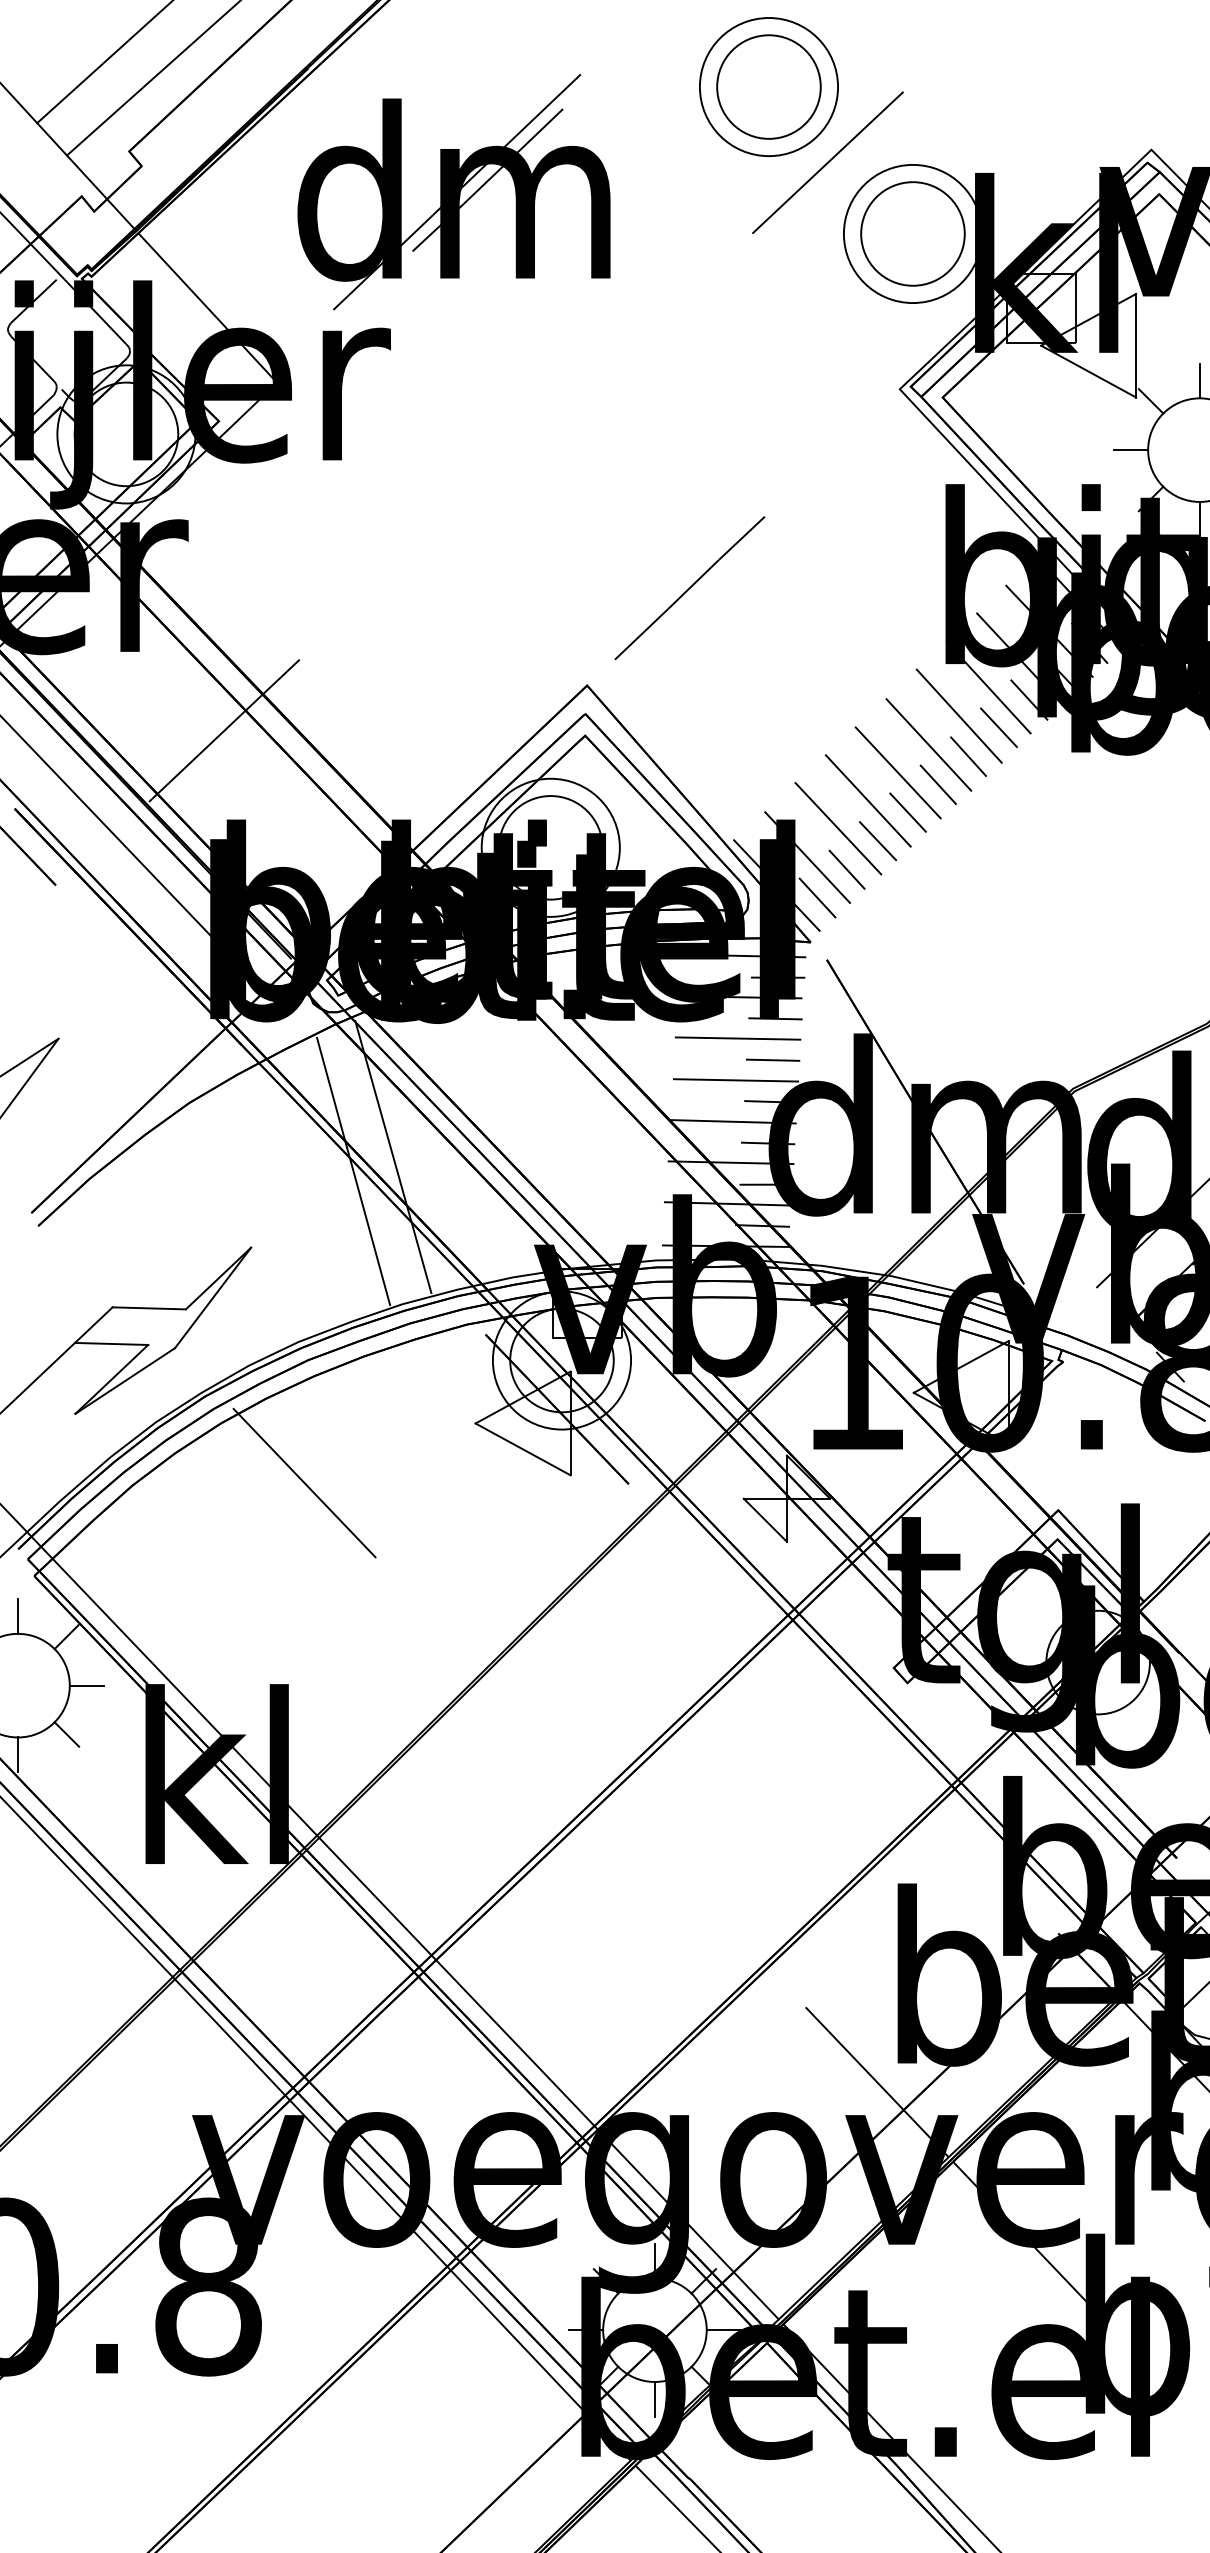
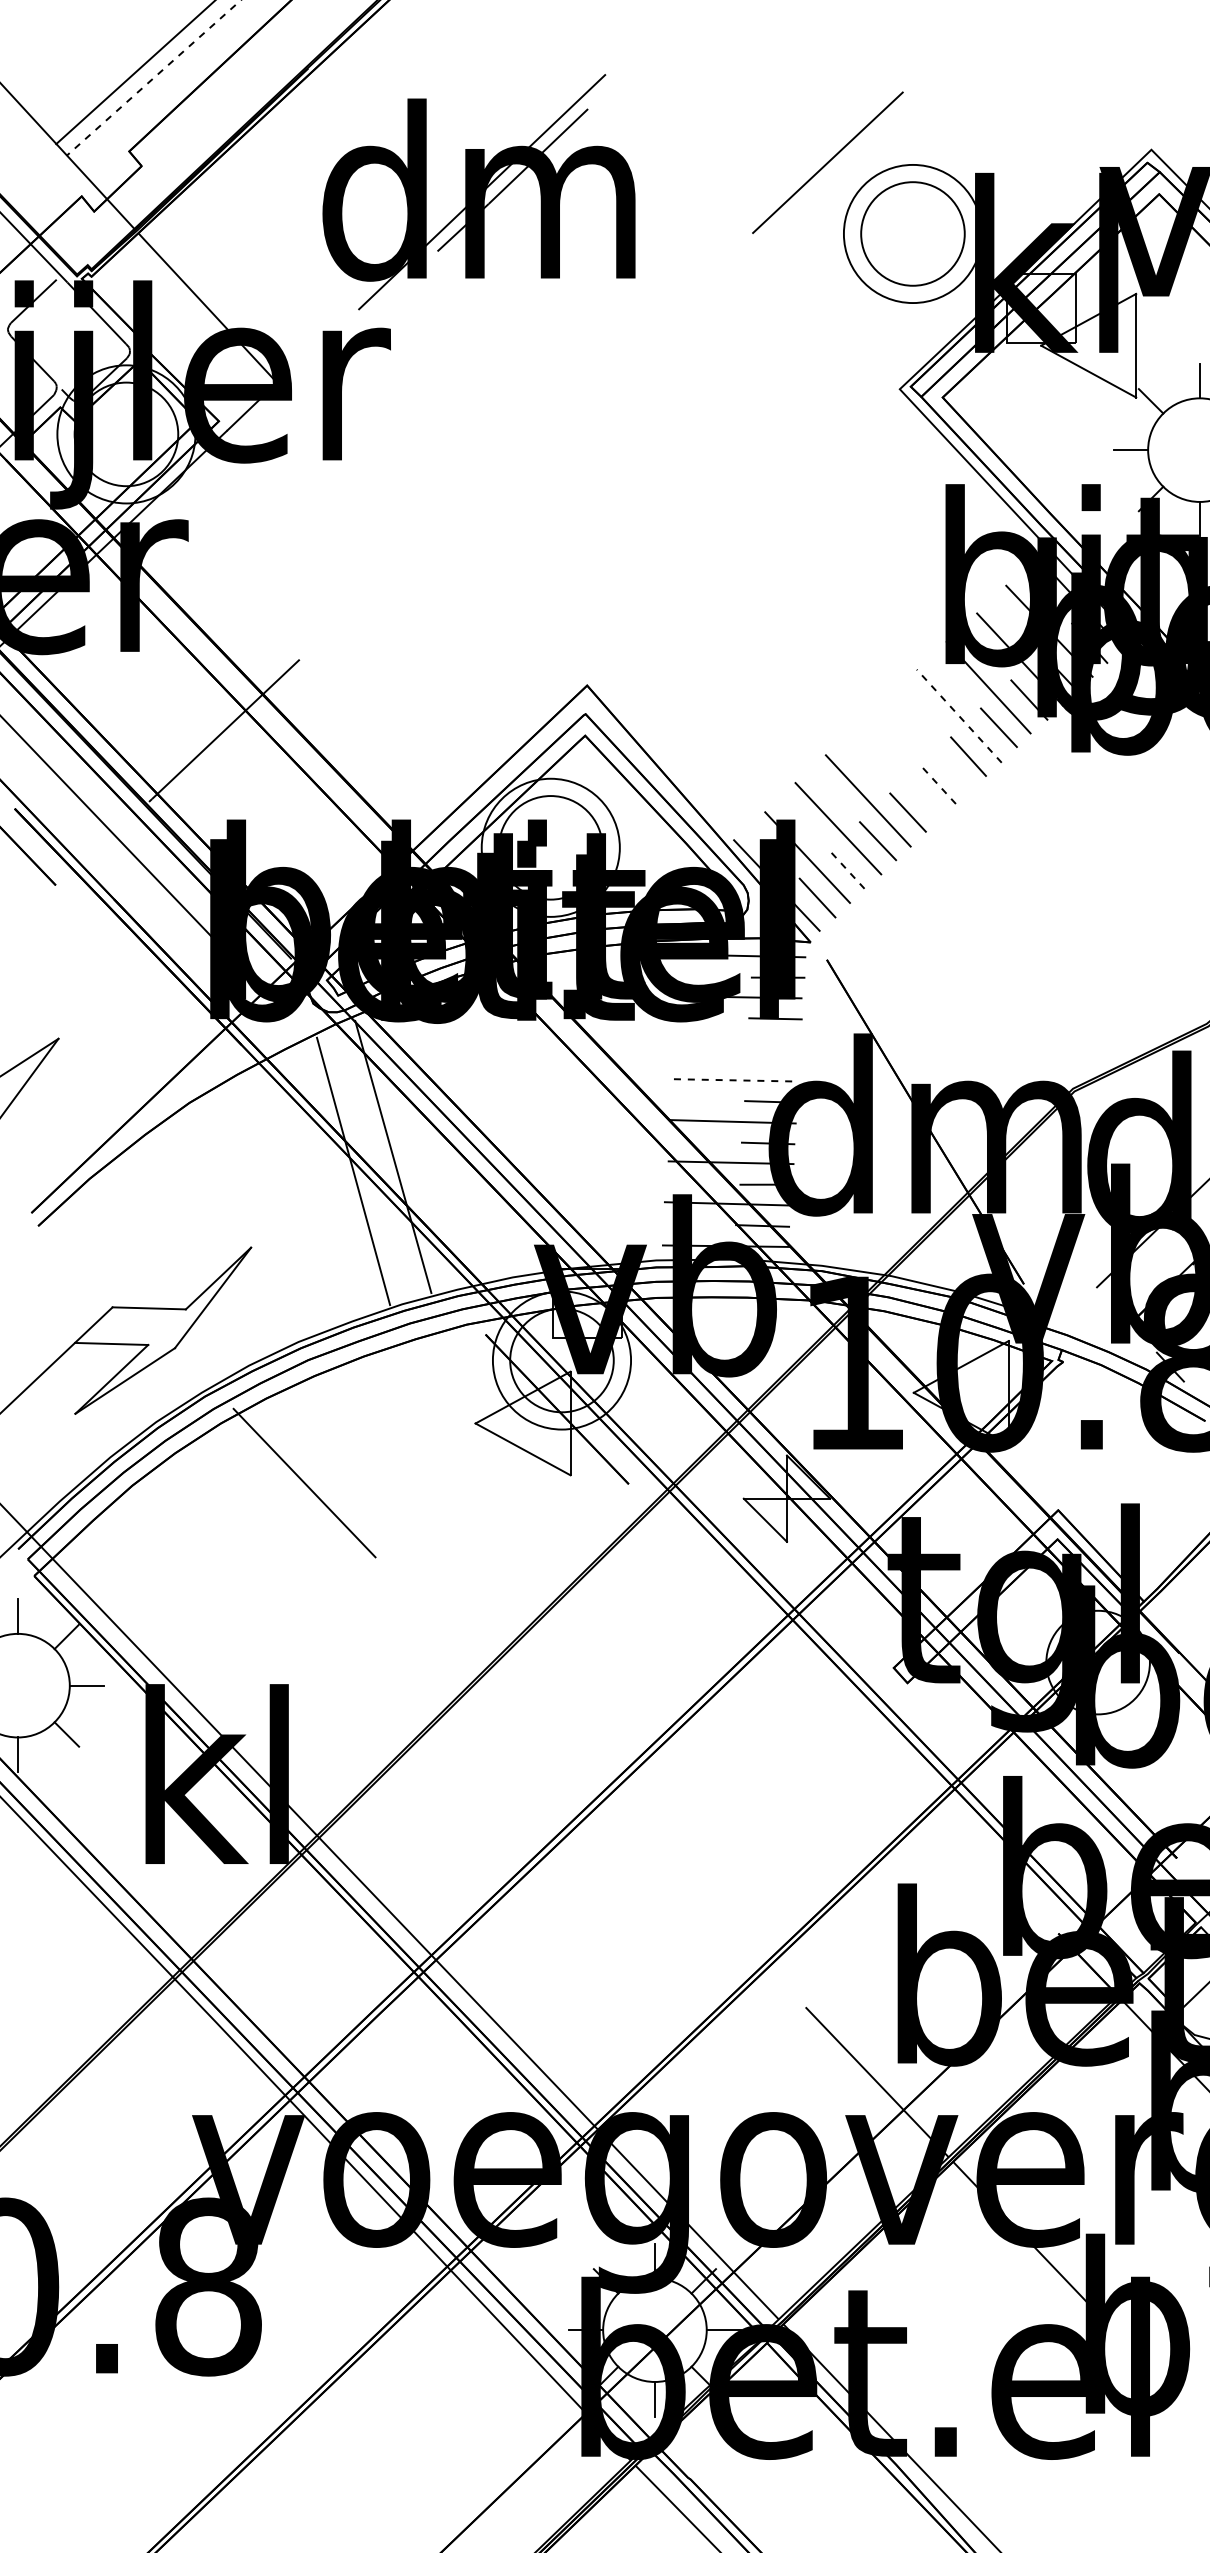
line position: (103, 62) -> (134, 73) (134, 73)
line: solid -> dashed (153, 78)
part: present -> none (768, 86)
part position: (453, 192) -> (478, 192) (478, 192)
line: present -> none (689, 588)
line: solid -> dashed (959, 716)
line: present -> none (928, 744)
line: present -> none (897, 772)
line: solid -> dashed (938, 784)
line: solid -> dashed (847, 869)
line: present -> none (737, 1038)
line: present -> none (772, 1059)
line: solid -> dashed (736, 1080)
